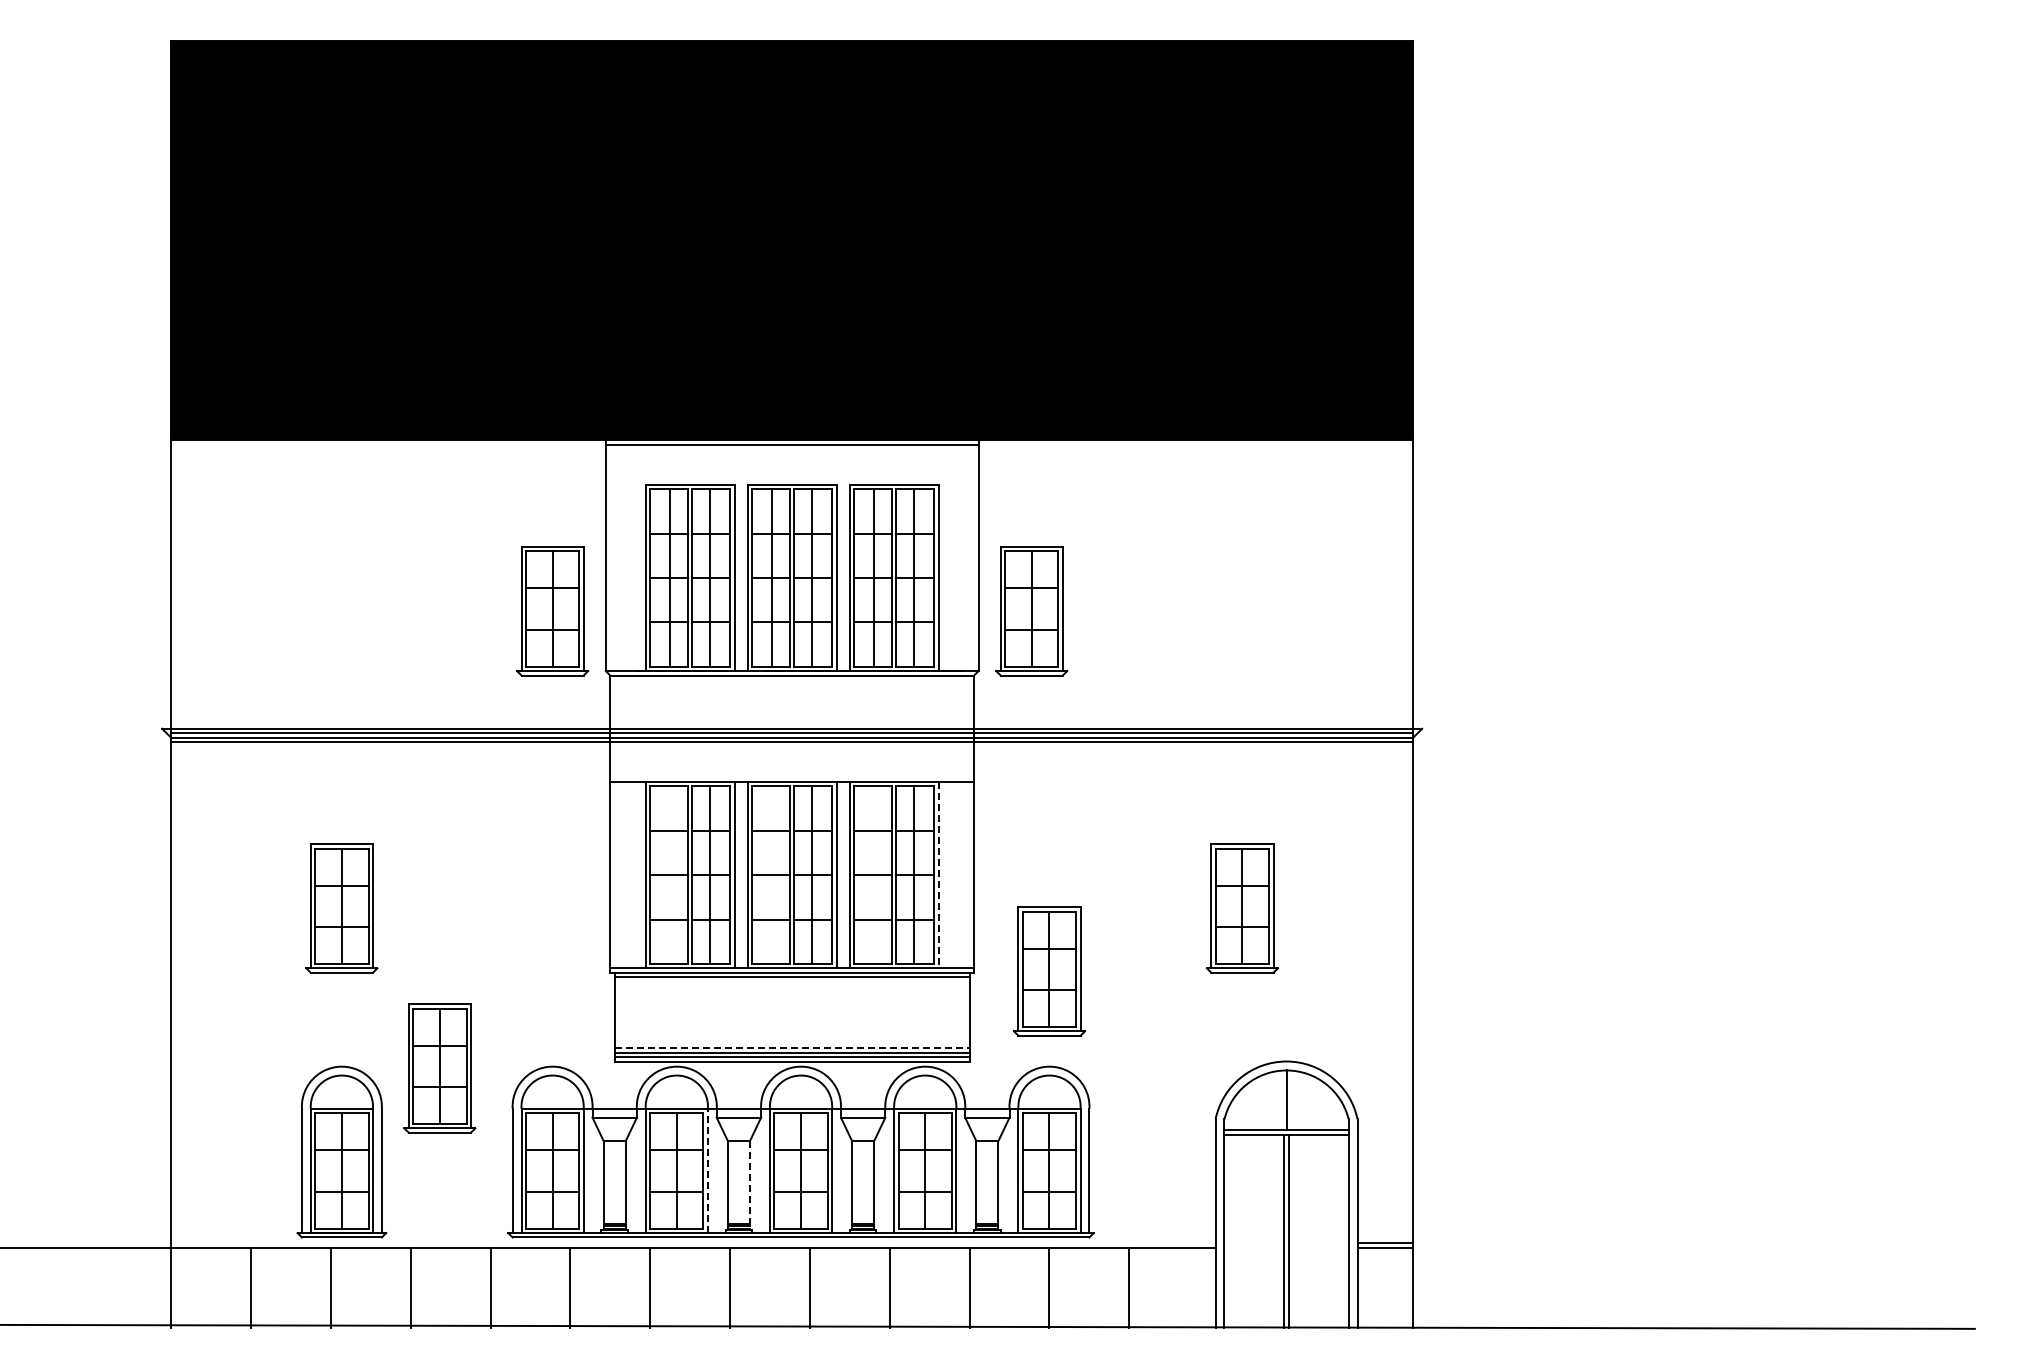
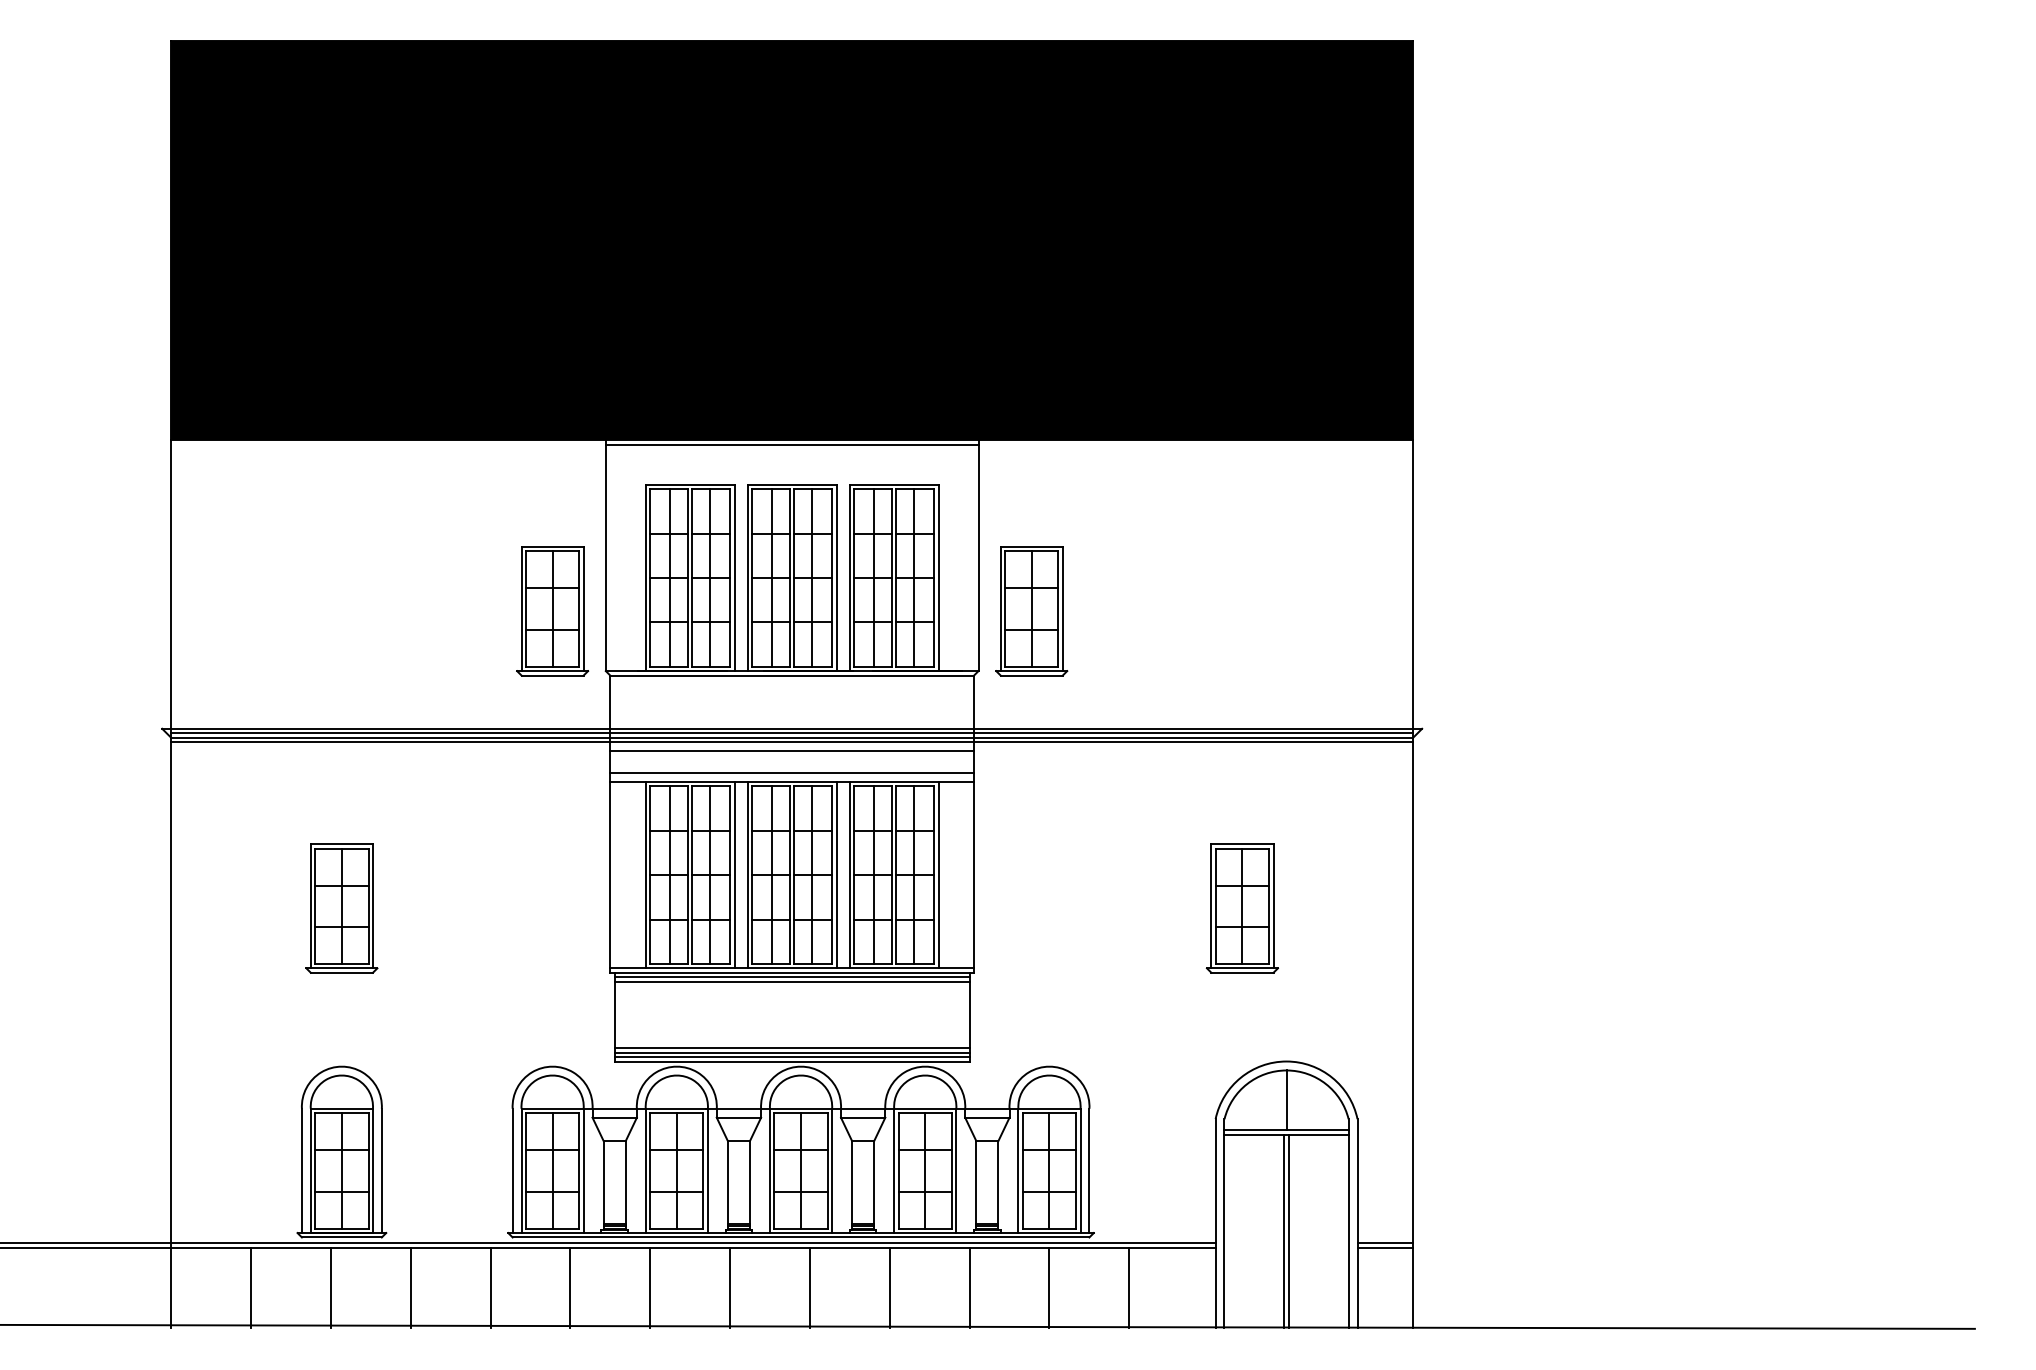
line: none -> present (792, 750)
line: none -> present (792, 773)
line: none -> present (670, 874)
line: none -> present (772, 874)
line: none -> present (874, 874)
line: dashed -> solid (938, 875)
part: present -> none (1048, 971)
line: none -> present (791, 981)
line: dashed -> solid (792, 1048)
part: present -> none (439, 1068)
line: dashed -> solid (707, 1170)
line: dashed -> solid (750, 1185)
line: none -> present (608, 1243)
